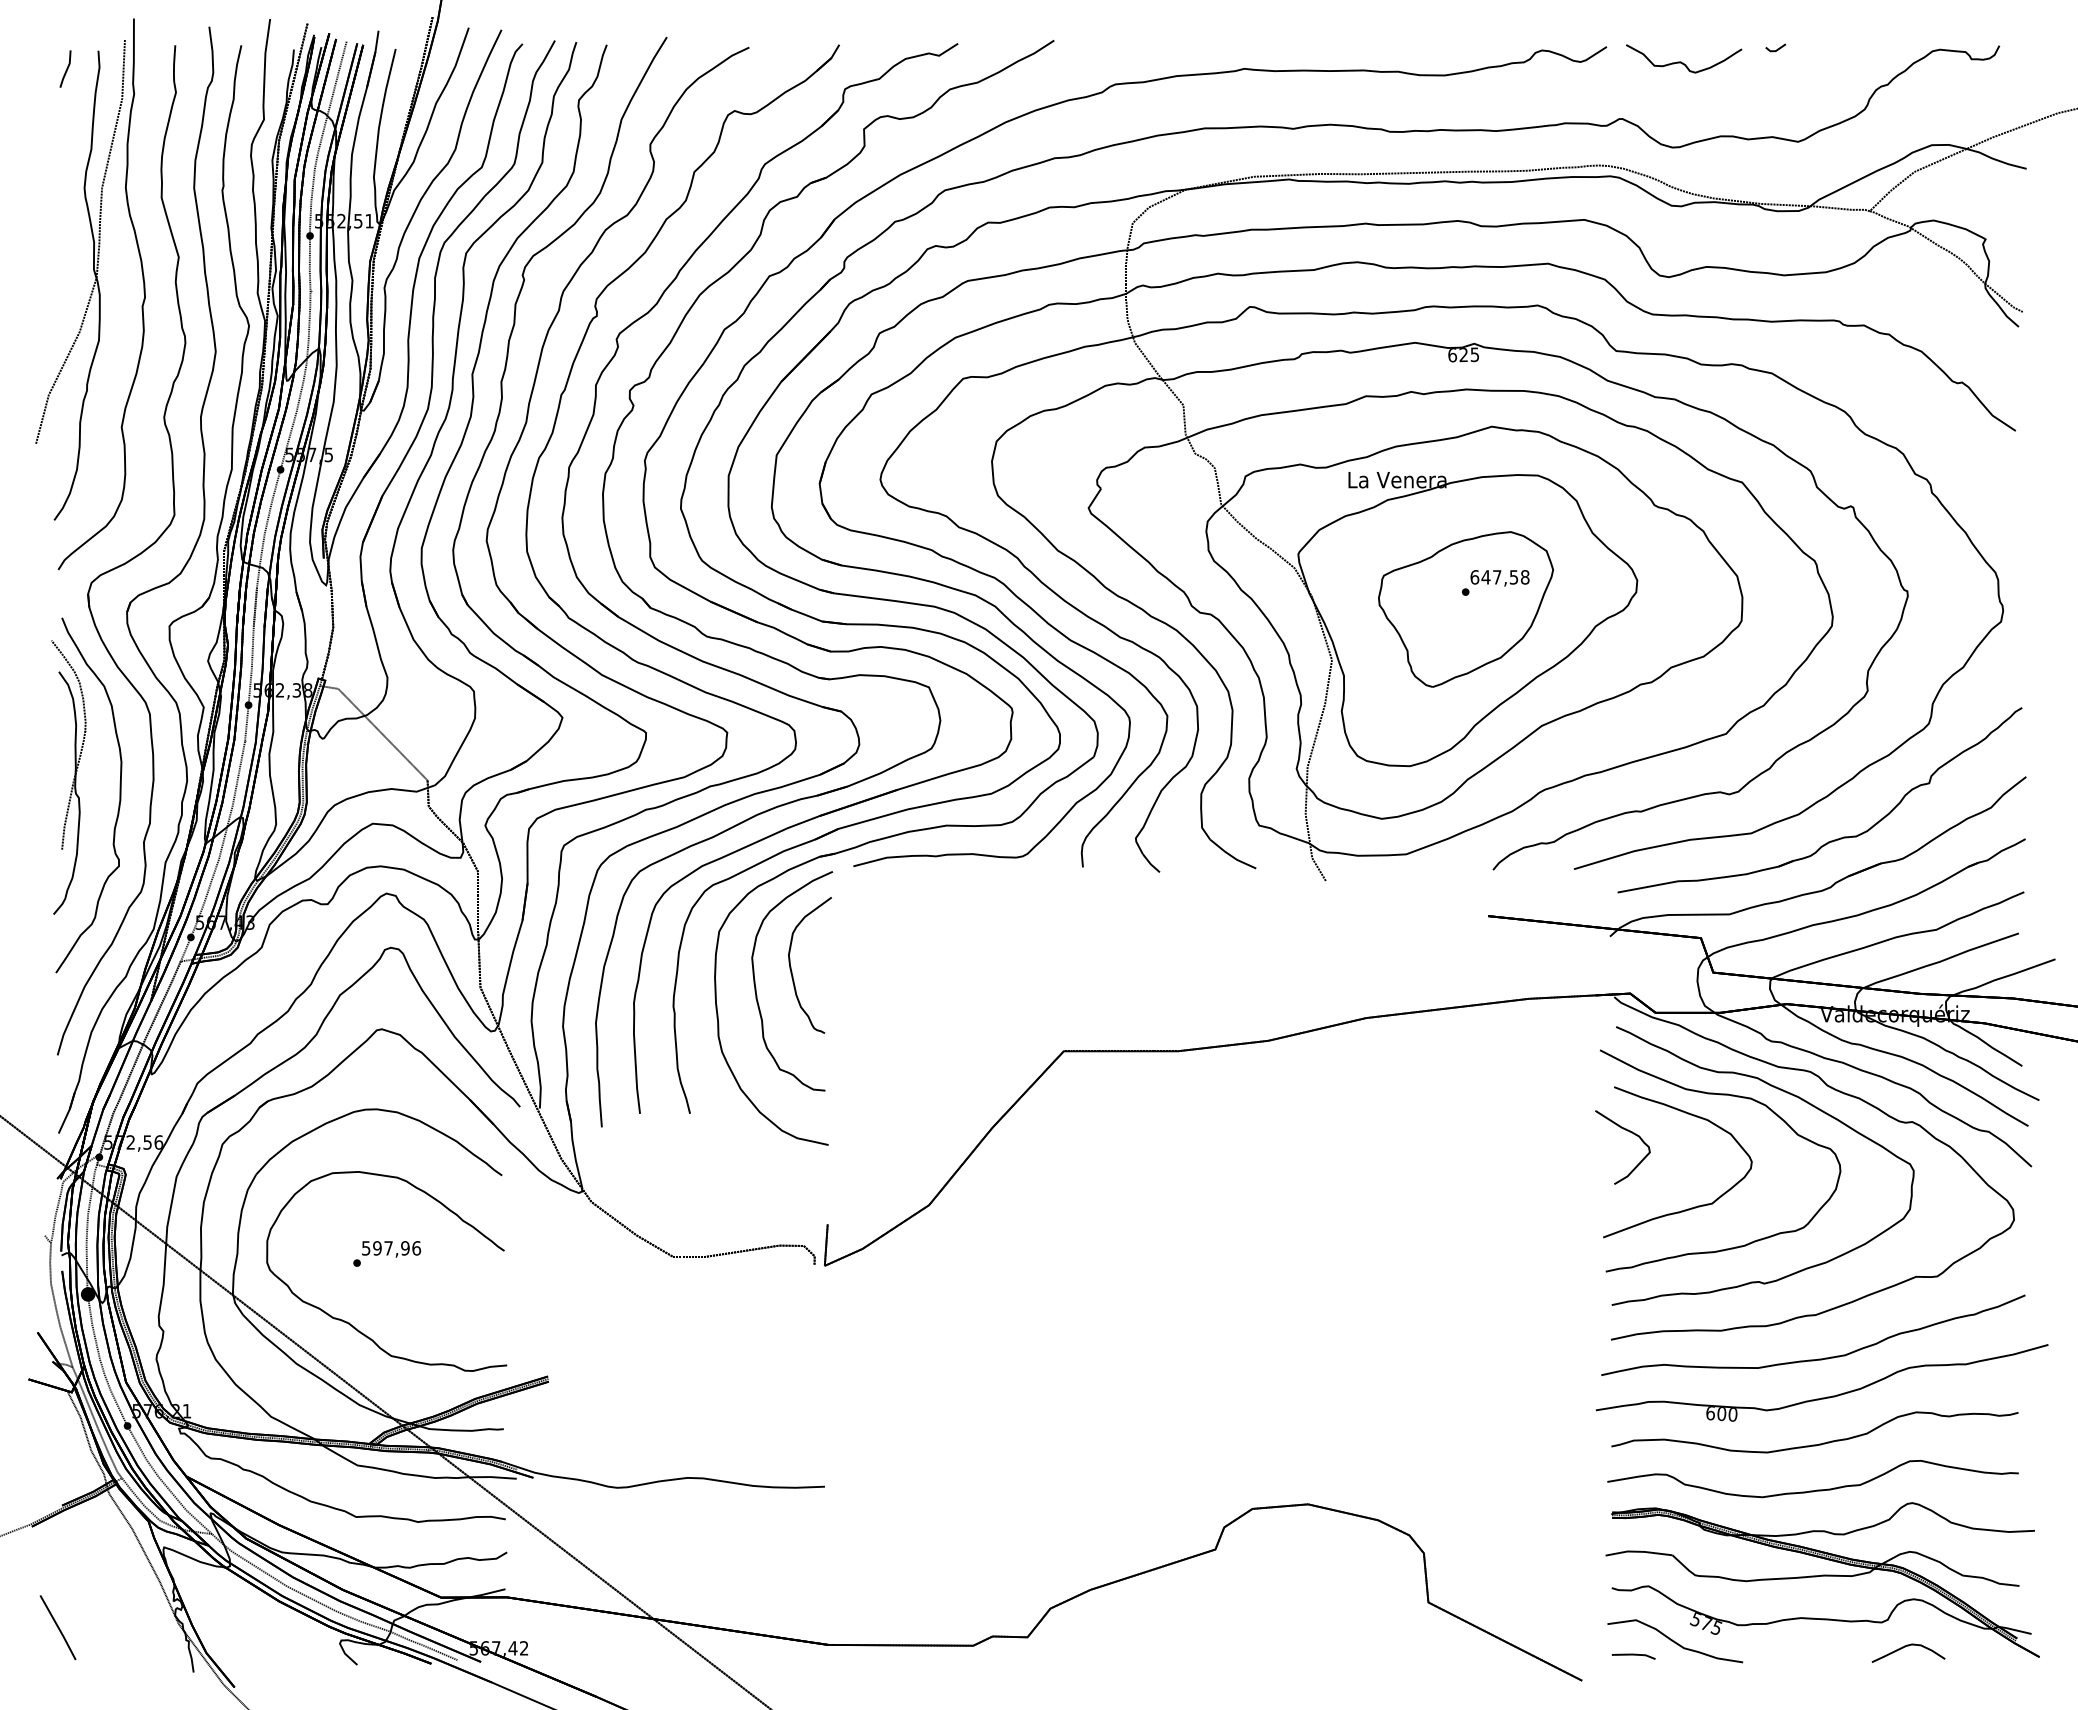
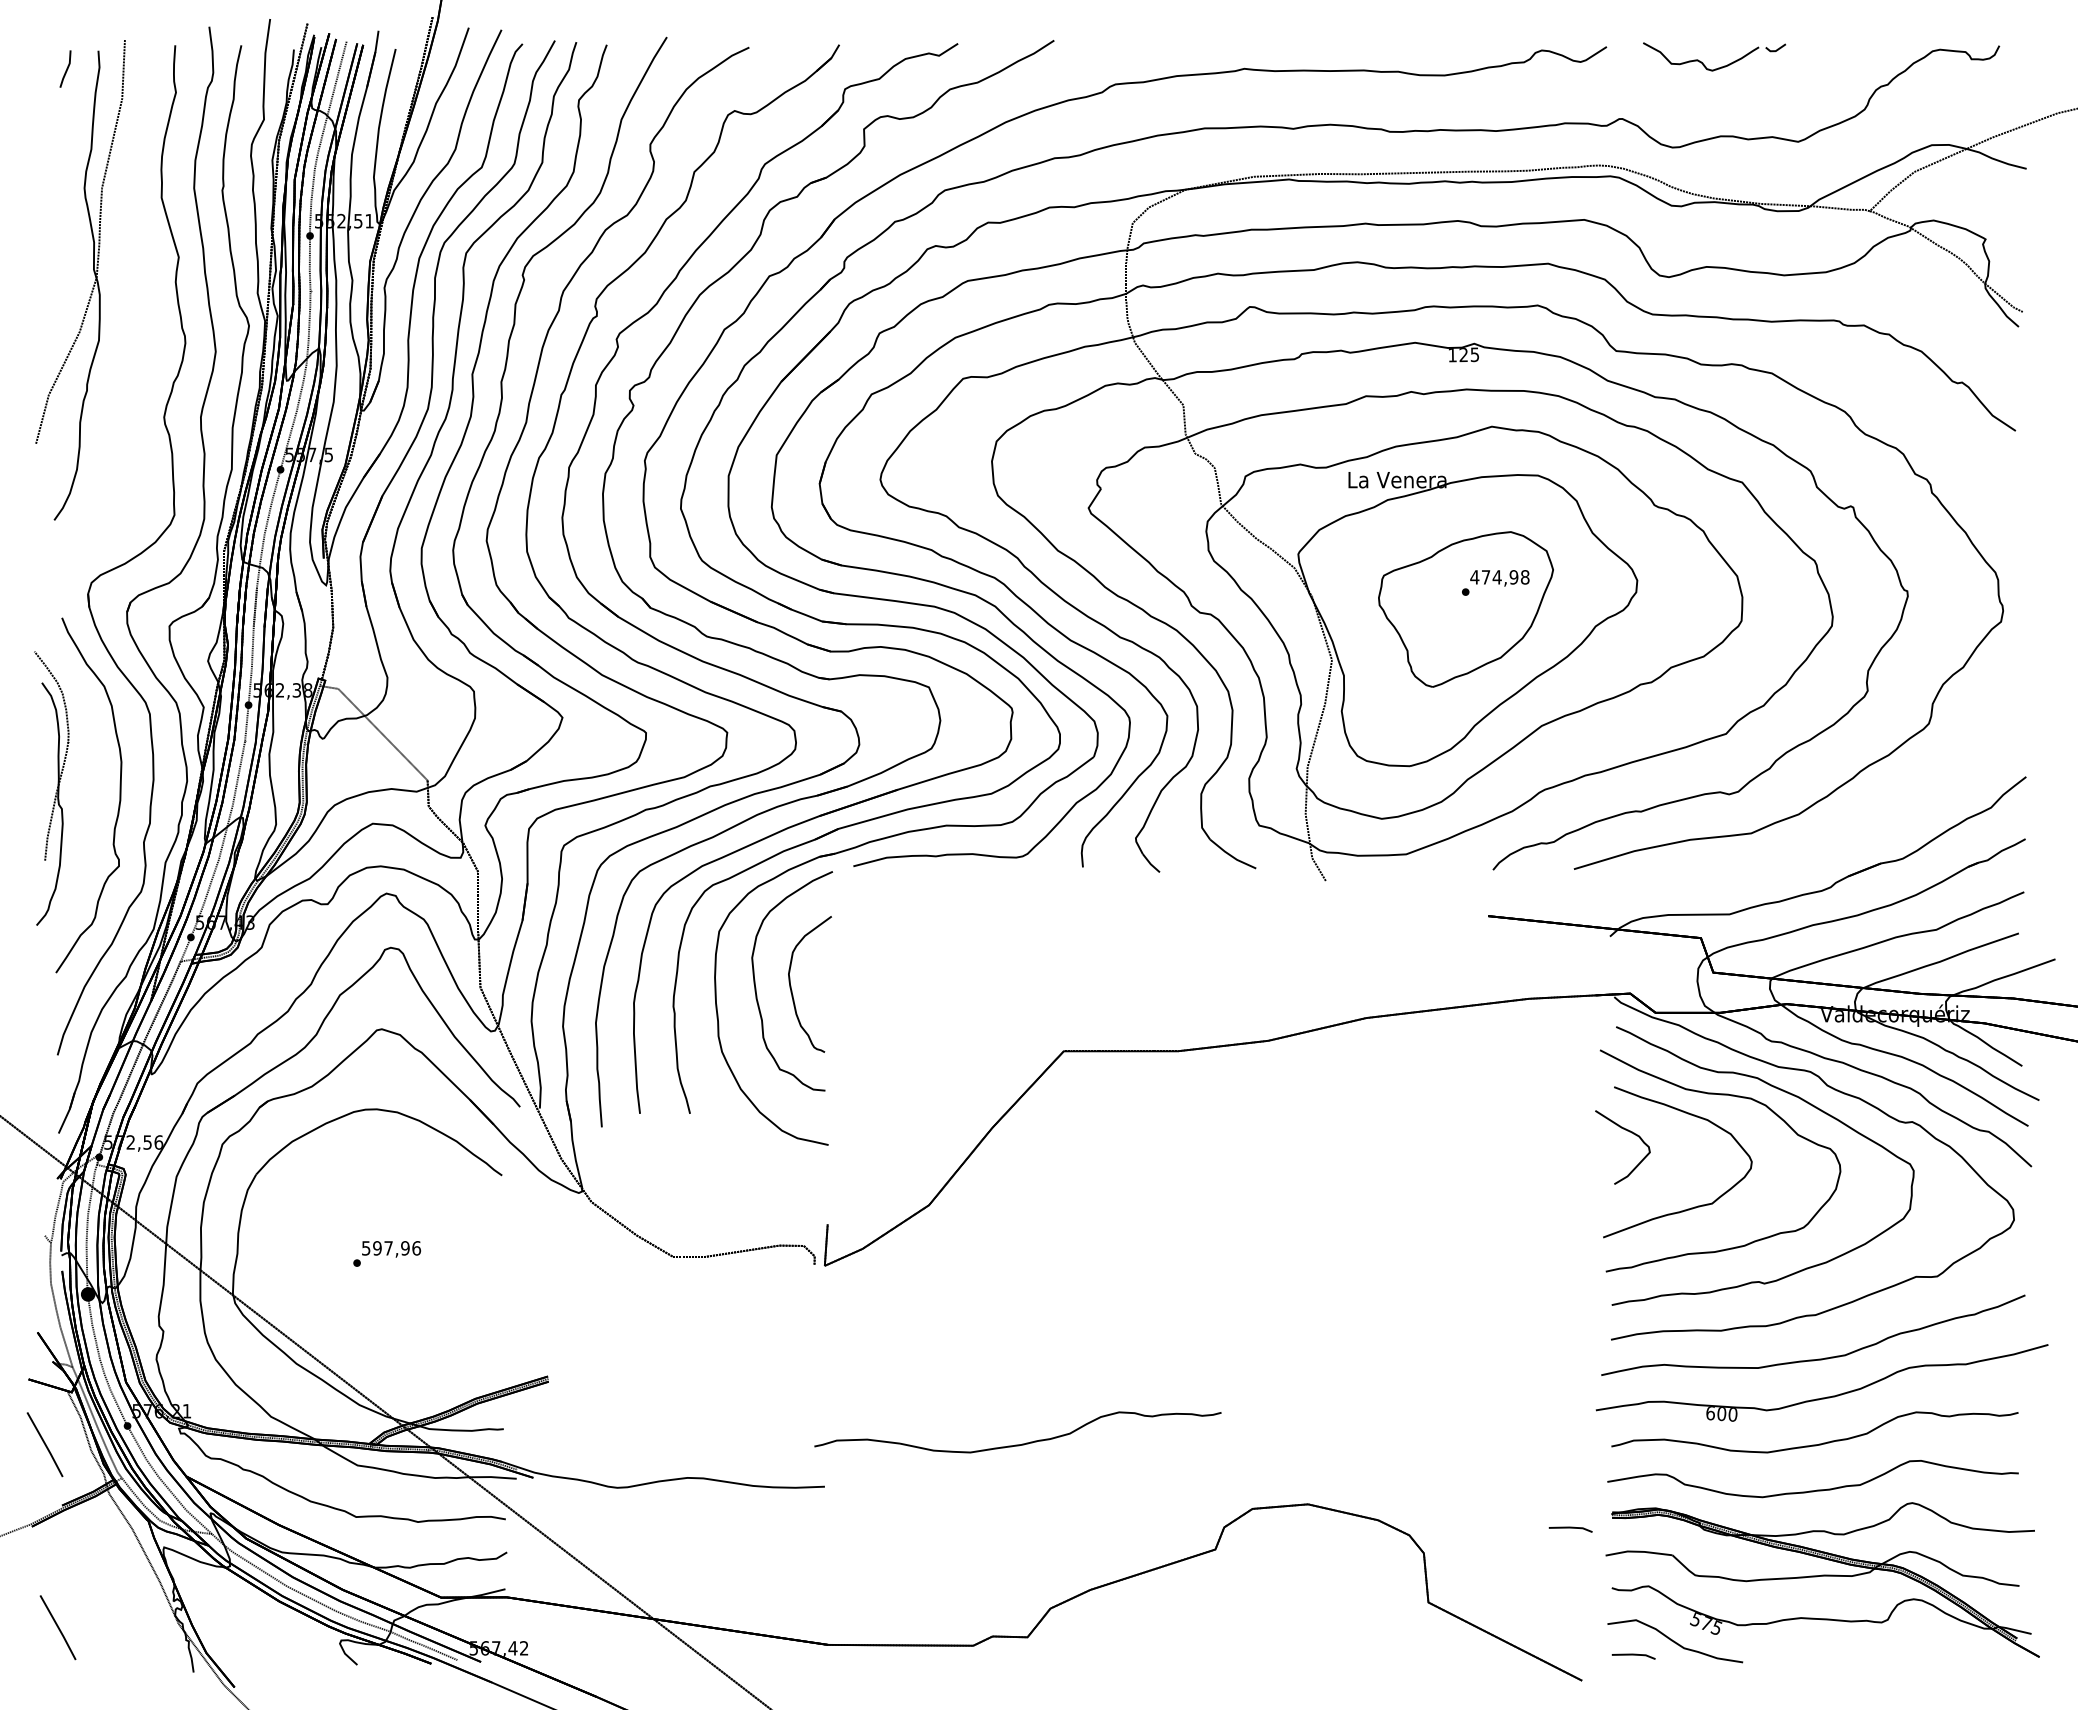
curve position: (1683, 62) -> (1700, 60) (1700, 60)
part: present -> none (141, 305)
text: 625 -> 125 (1452, 355)
text: 647,58 -> 474,98 (1494, 577)
part position: (68, 777) -> (51, 788) (51, 788)
part: present -> none (1830, 840)
curve position: (791, 966) -> (791, 985) (791, 985)
curve: present -> none (349, 1322)
line: none -> present (44, 1444)
part: none -> present (1017, 1444)
line: none -> present (1570, 1528)
curve: present -> none (1905, 1647)
